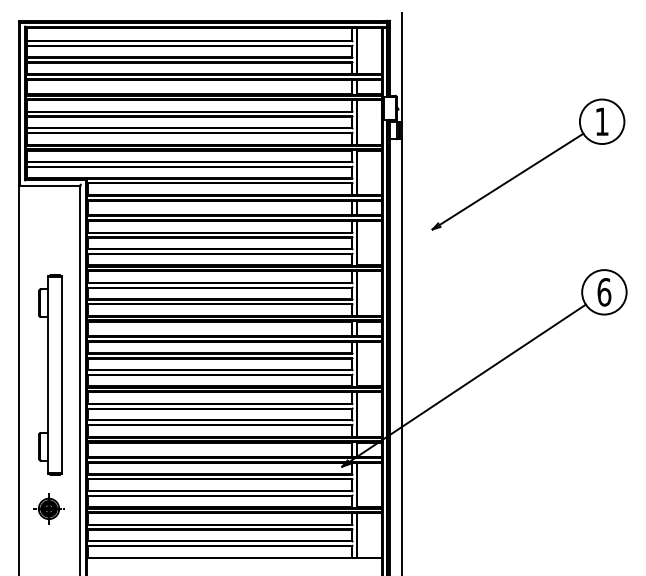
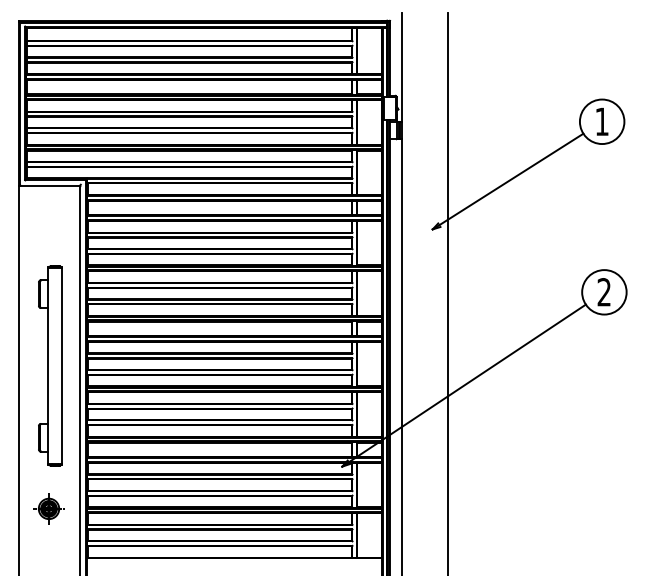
line: none -> present (447, 292)
text: 6 -> 2 (604, 292)
part position: (50, 374) -> (50, 365) (50, 365)
